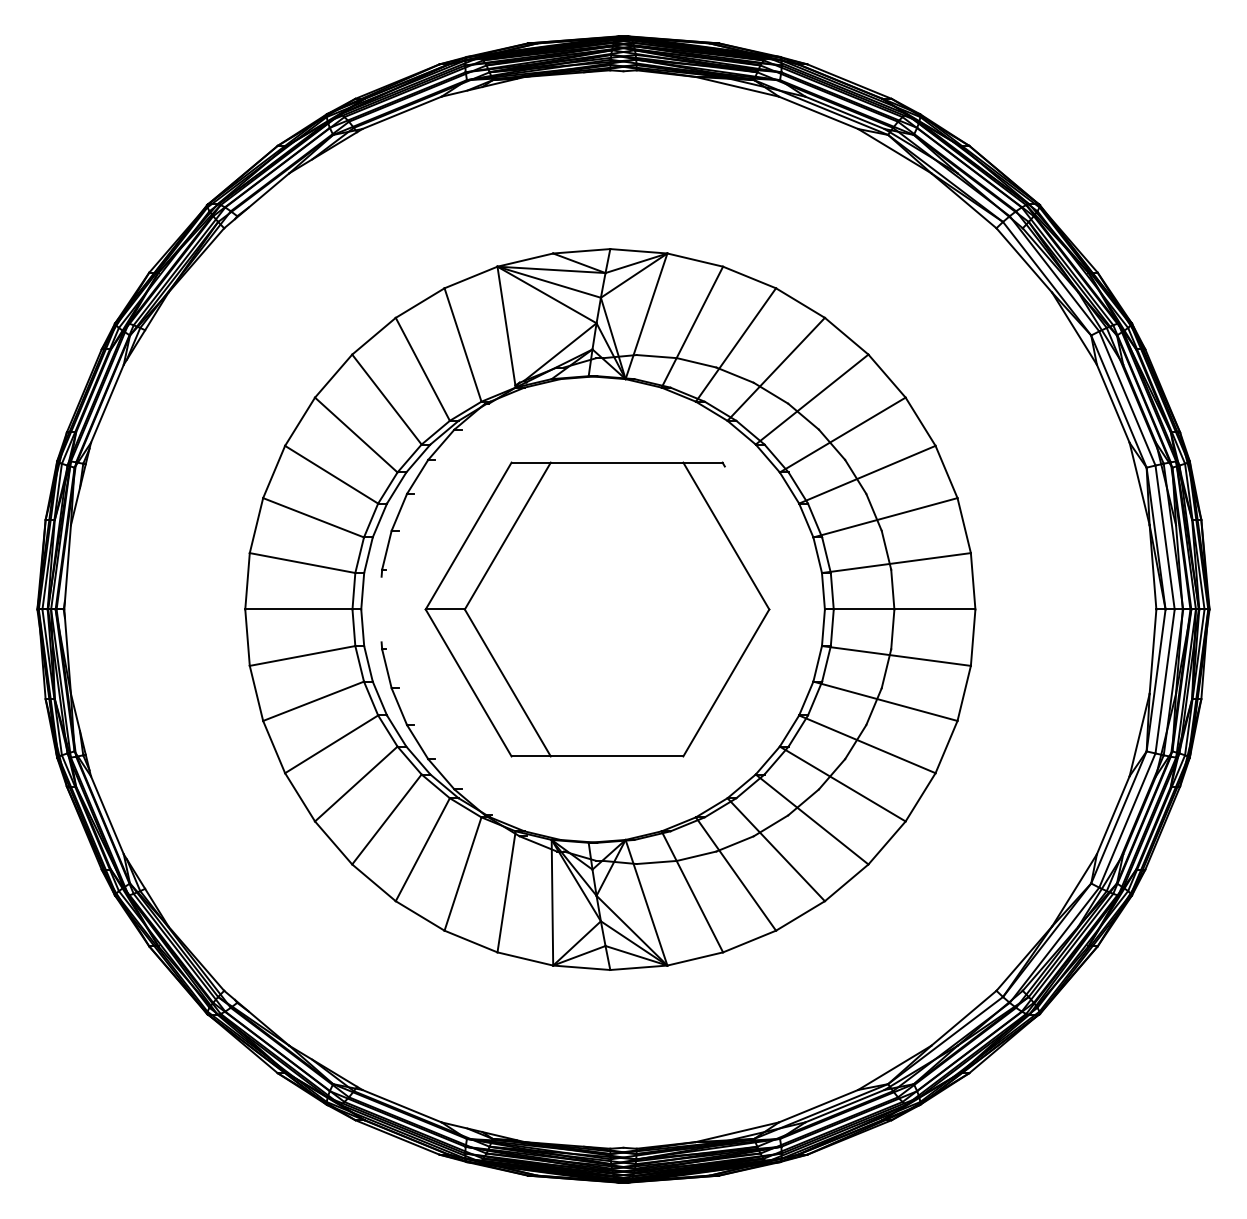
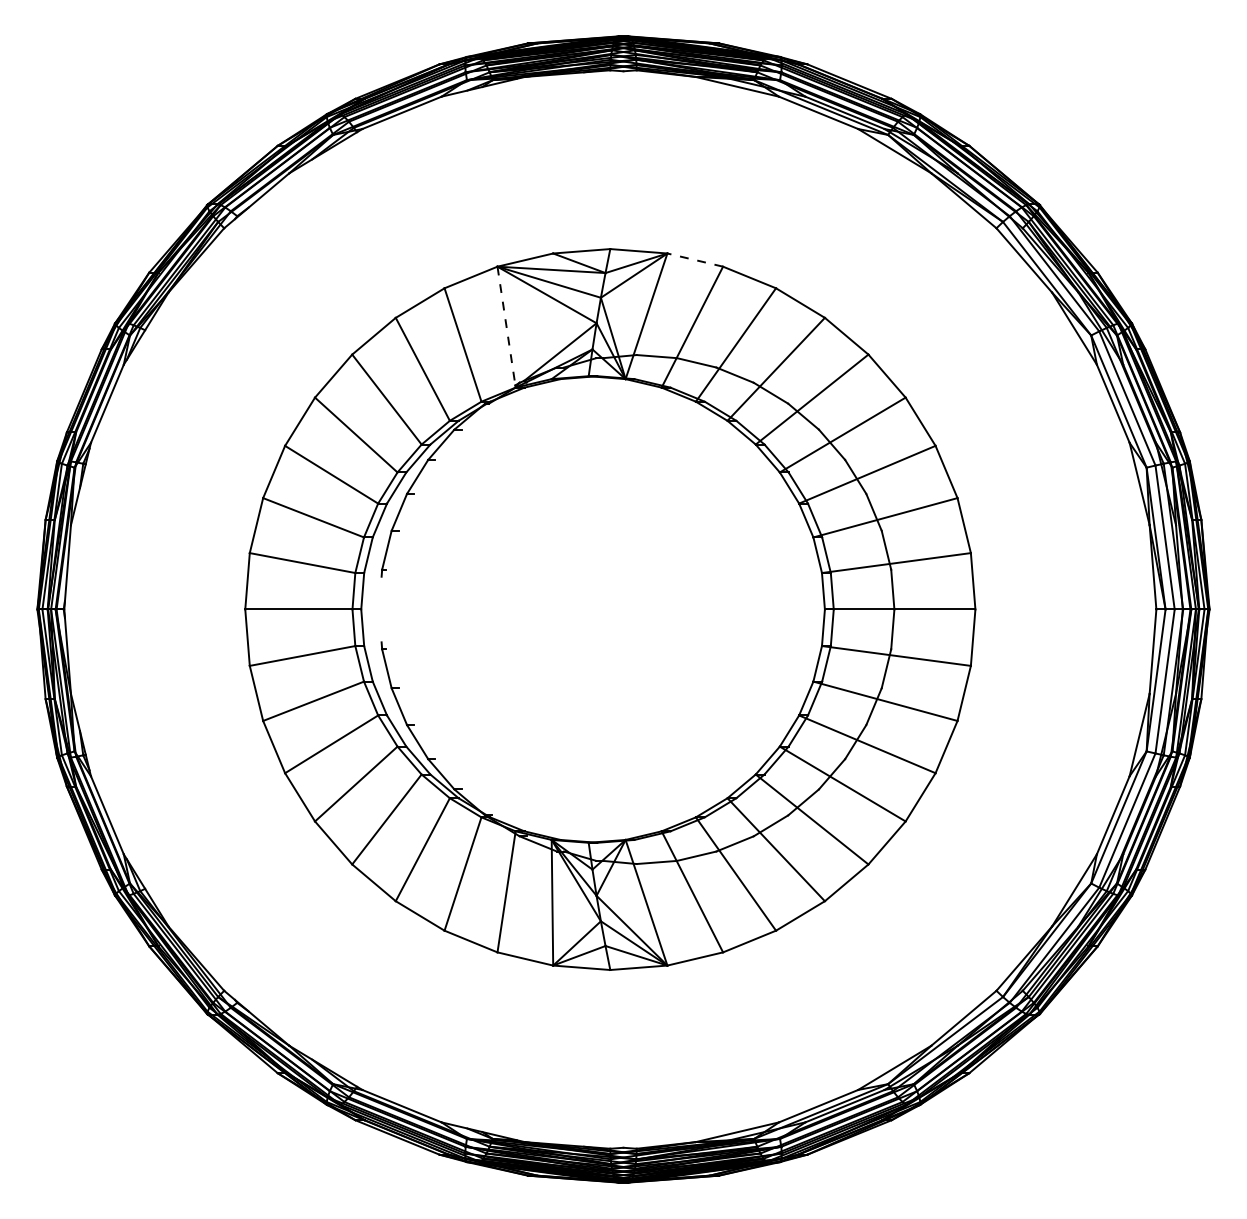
line: solid -> dashed (695, 260)
line: solid -> dashed (506, 326)
part: present -> none (597, 609)
